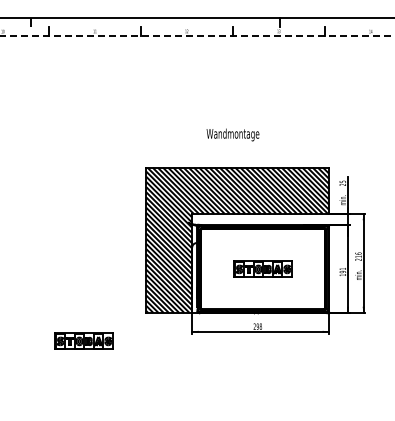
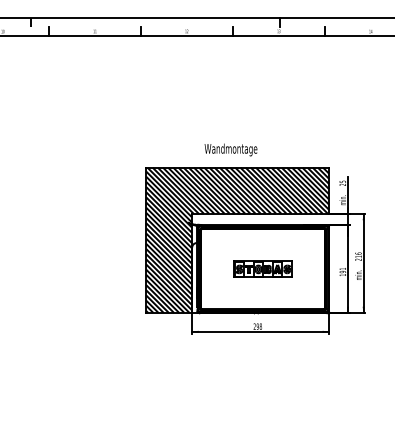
line: dashed -> solid (197, 36)
text position: (232, 134) -> (230, 149) (230, 149)
part: present -> none (83, 340)
